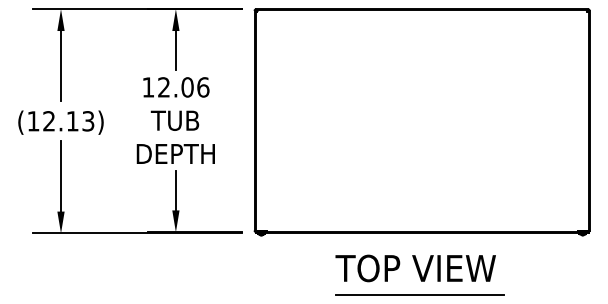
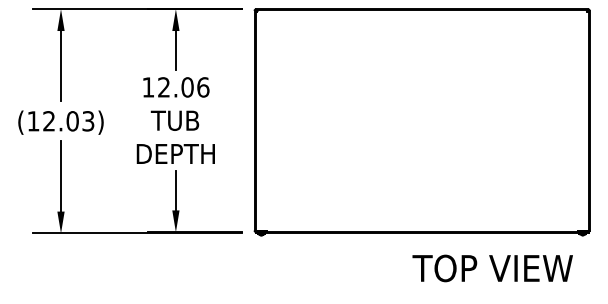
text: (12.13) -> (12.03) (72, 121)
text position: (415, 268) -> (492, 268) (492, 268)
line: present -> none (419, 294)
